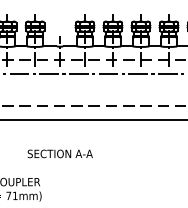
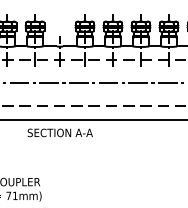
line position: (93, 74) -> (93, 83) (93, 83)
text position: (59, 153) -> (59, 132) (59, 132)
